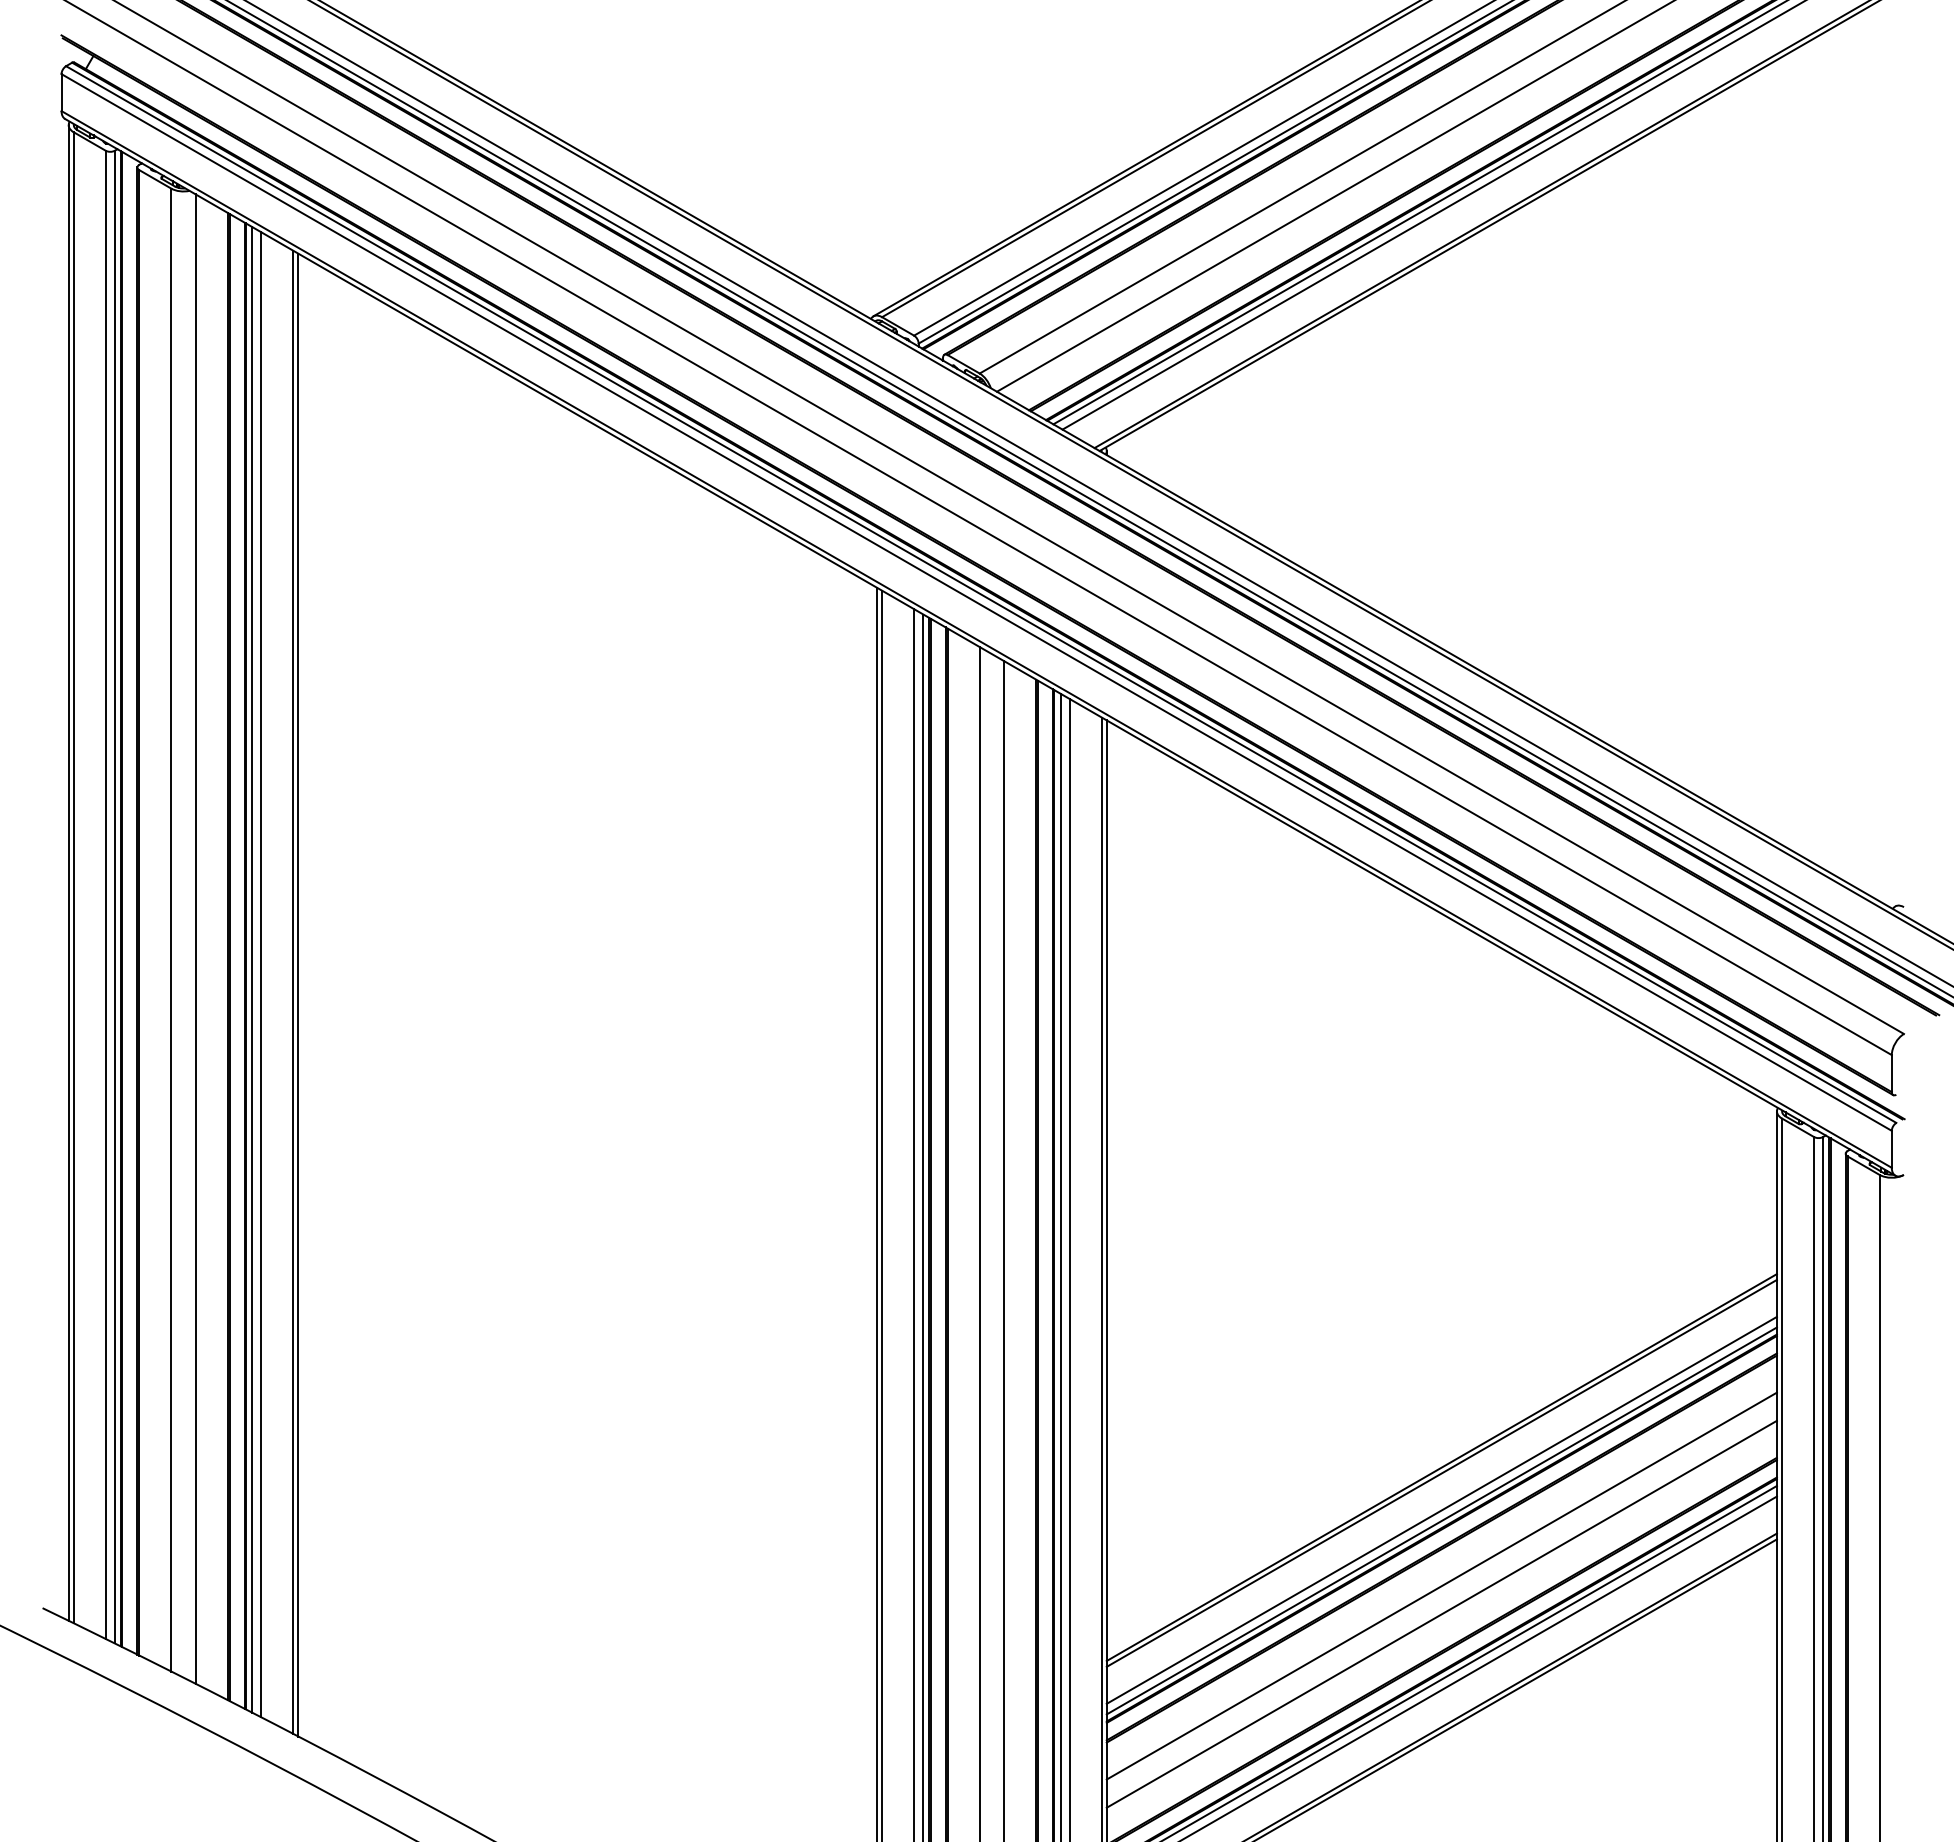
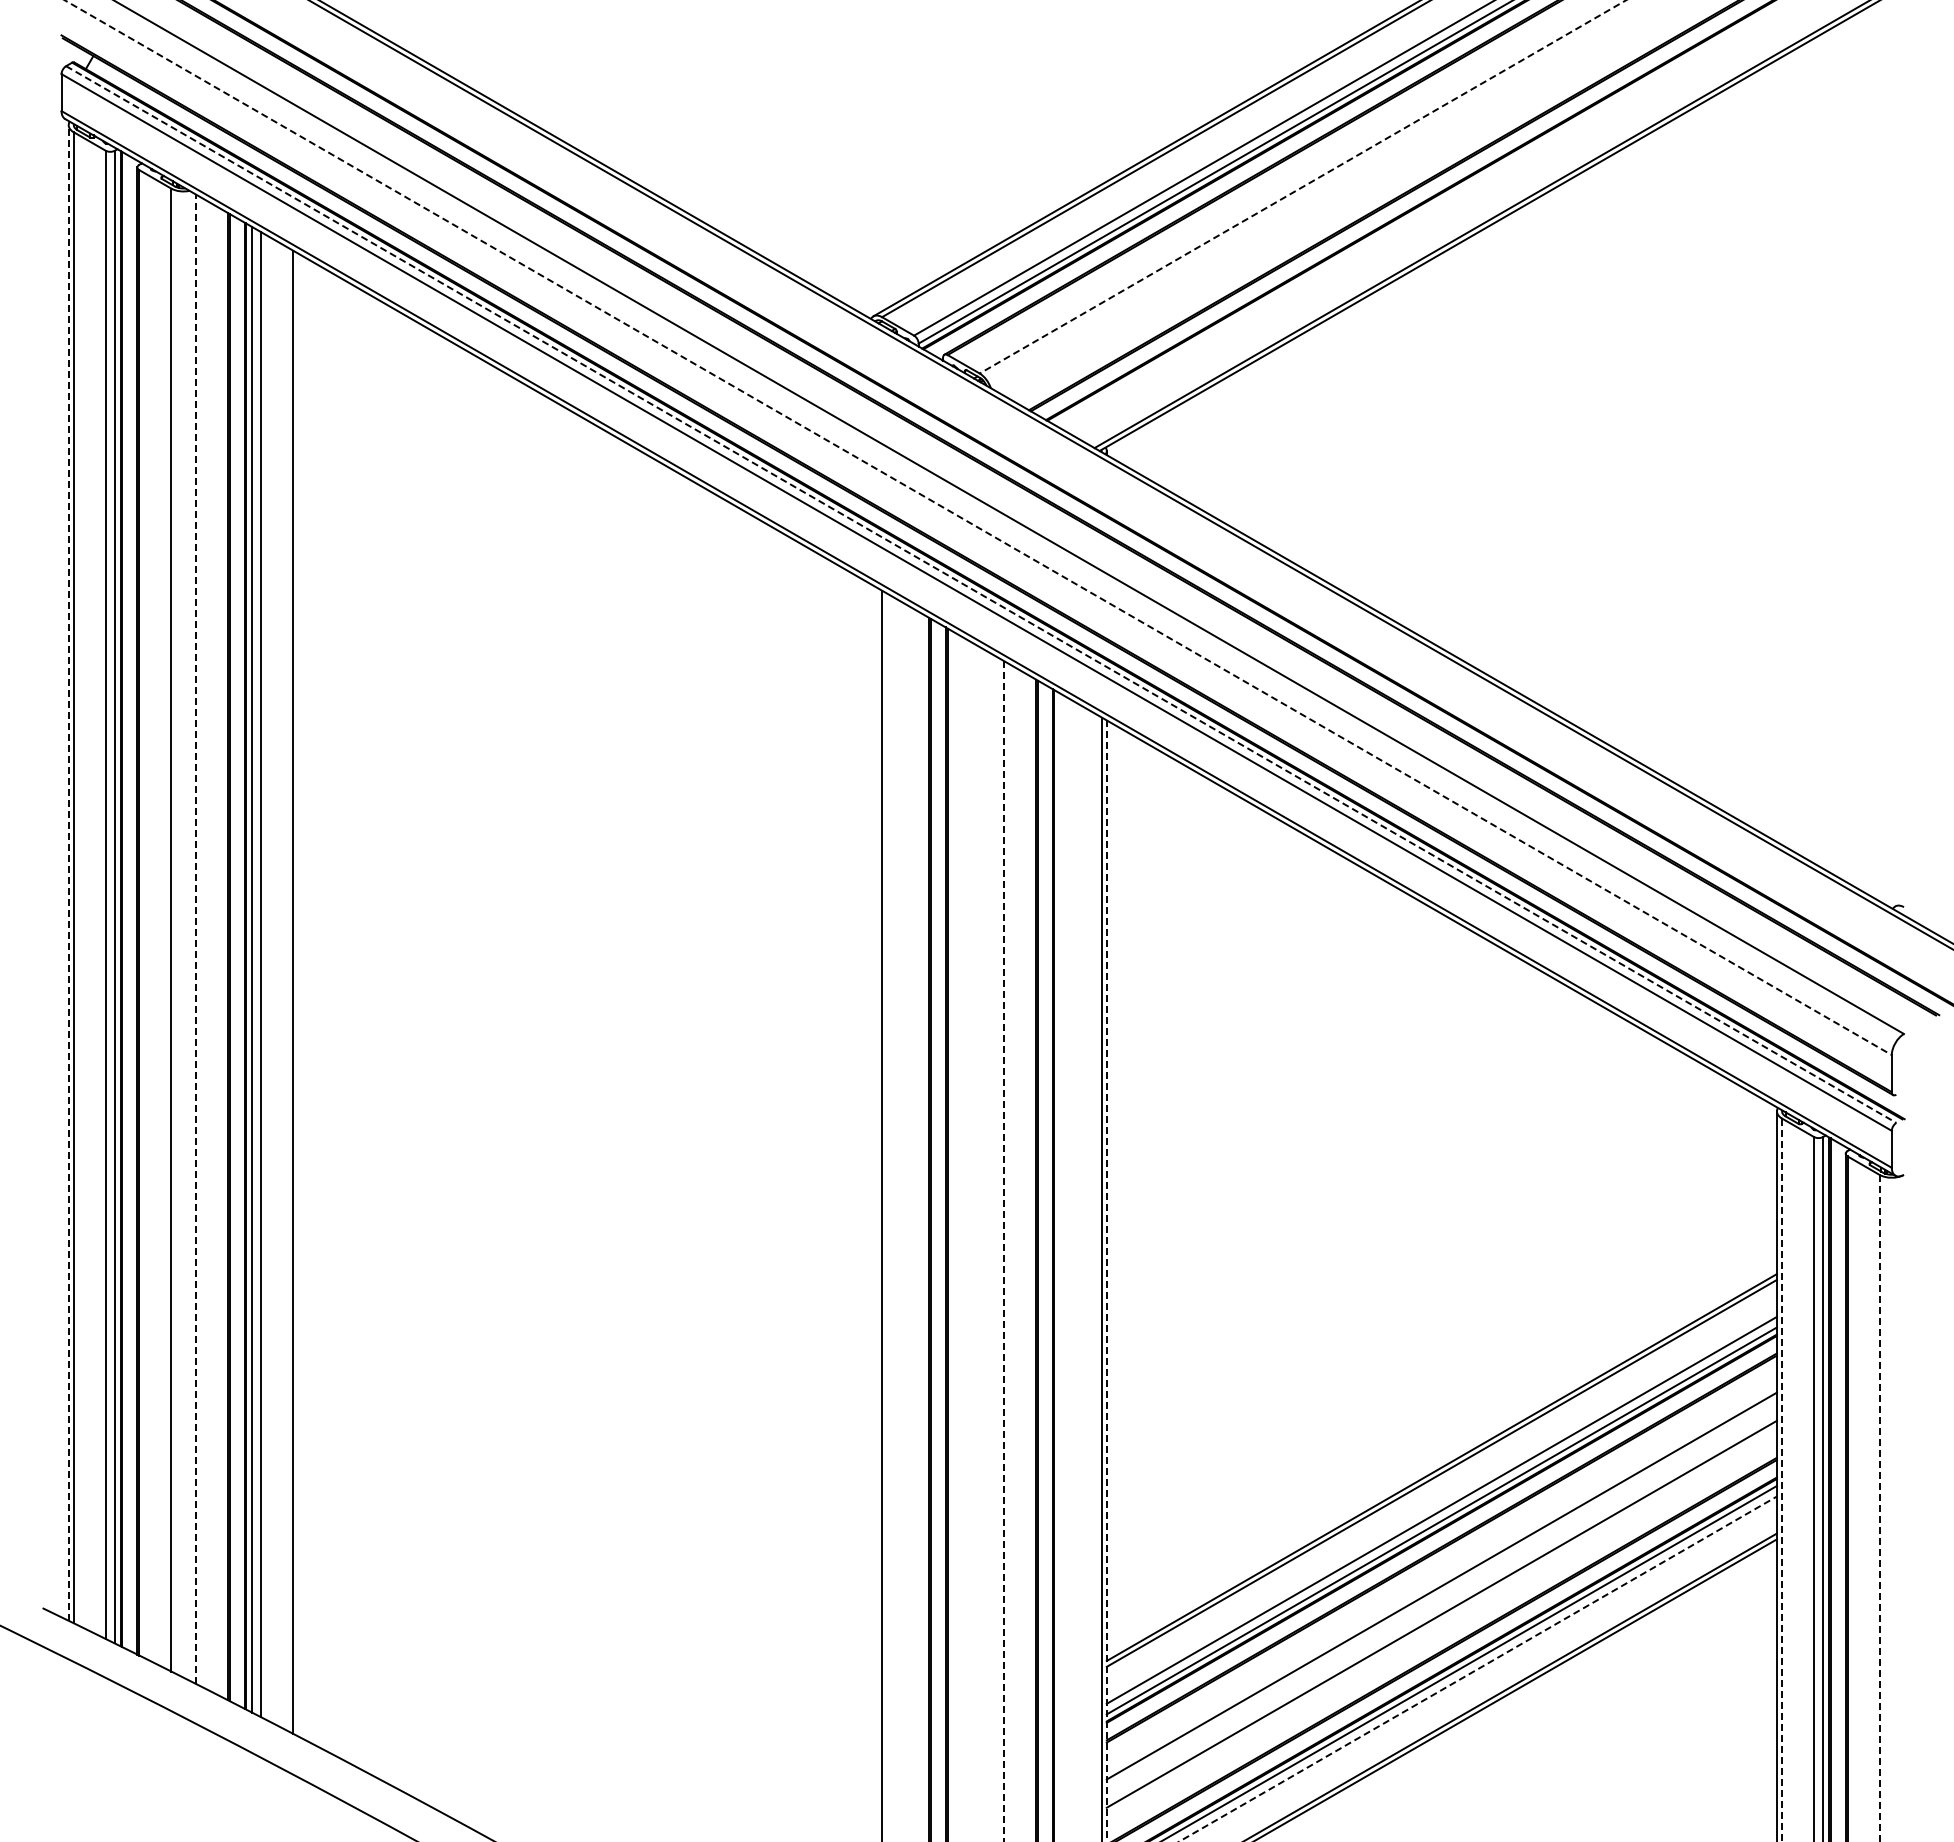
line: solid -> dashed (1302, 187)
line: present -> none (1333, 196)
line: present -> none (1418, 213)
line: present -> none (1432, 215)
line: present -> none (1099, 493)
line: present -> none (1090, 498)
line: solid -> dashed (978, 527)
line: solid -> dashed (981, 594)
line: solid -> dashed (68, 873)
line: solid -> dashed (195, 939)
line: present -> none (298, 994)
line: present -> none (877, 1212)
line: present -> none (914, 1223)
line: present -> none (923, 1226)
line: present -> none (979, 1242)
line: solid -> dashed (1004, 1251)
line: present -> none (1060, 1265)
line: present -> none (1069, 1268)
line: solid -> dashed (1106, 1281)
line: solid -> dashed (1782, 1480)
line: solid -> dashed (1879, 1508)
line: solid -> dashed (1478, 1669)
